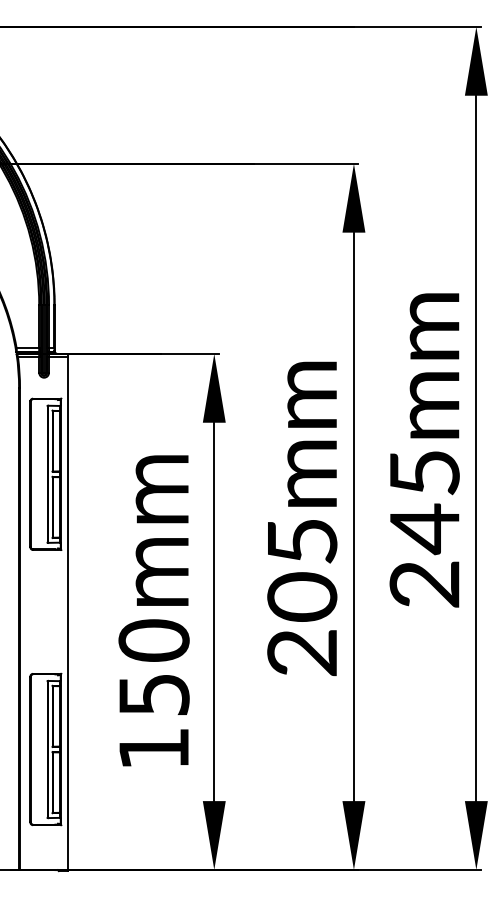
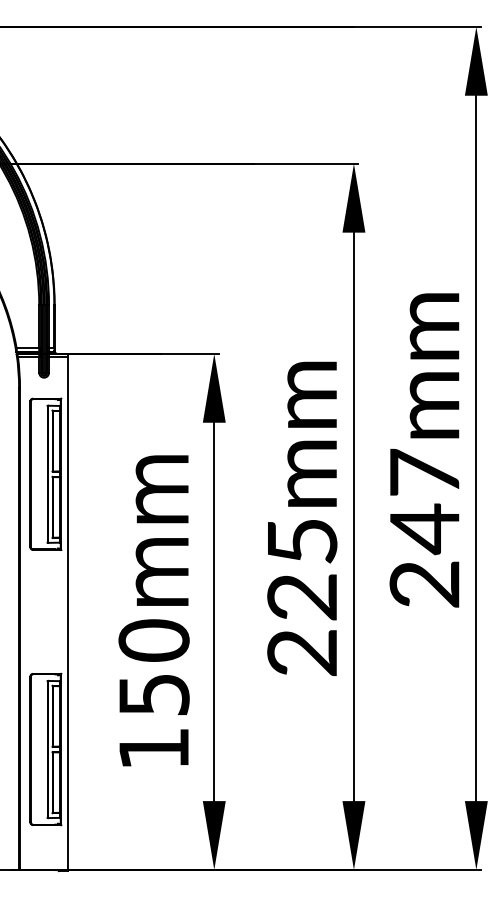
text: 245mm -> 247mm (424, 471)
text: 205mm -> 225mm (302, 596)
